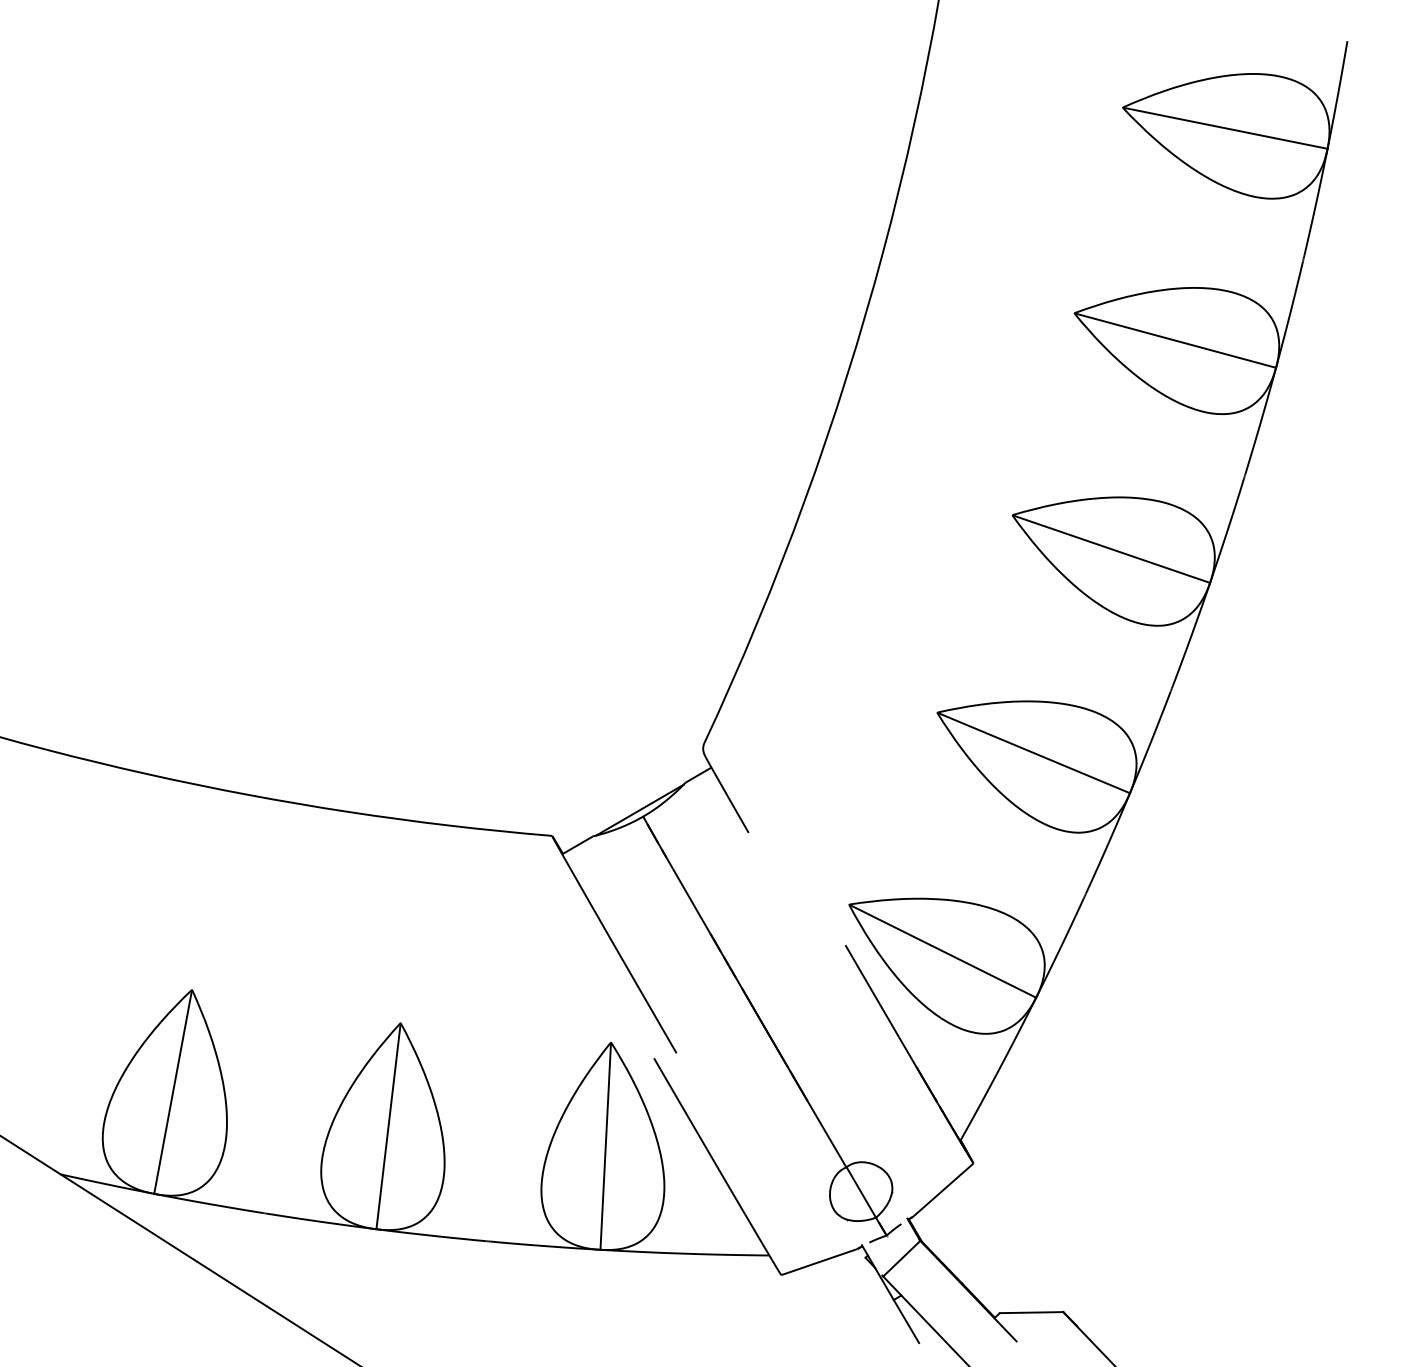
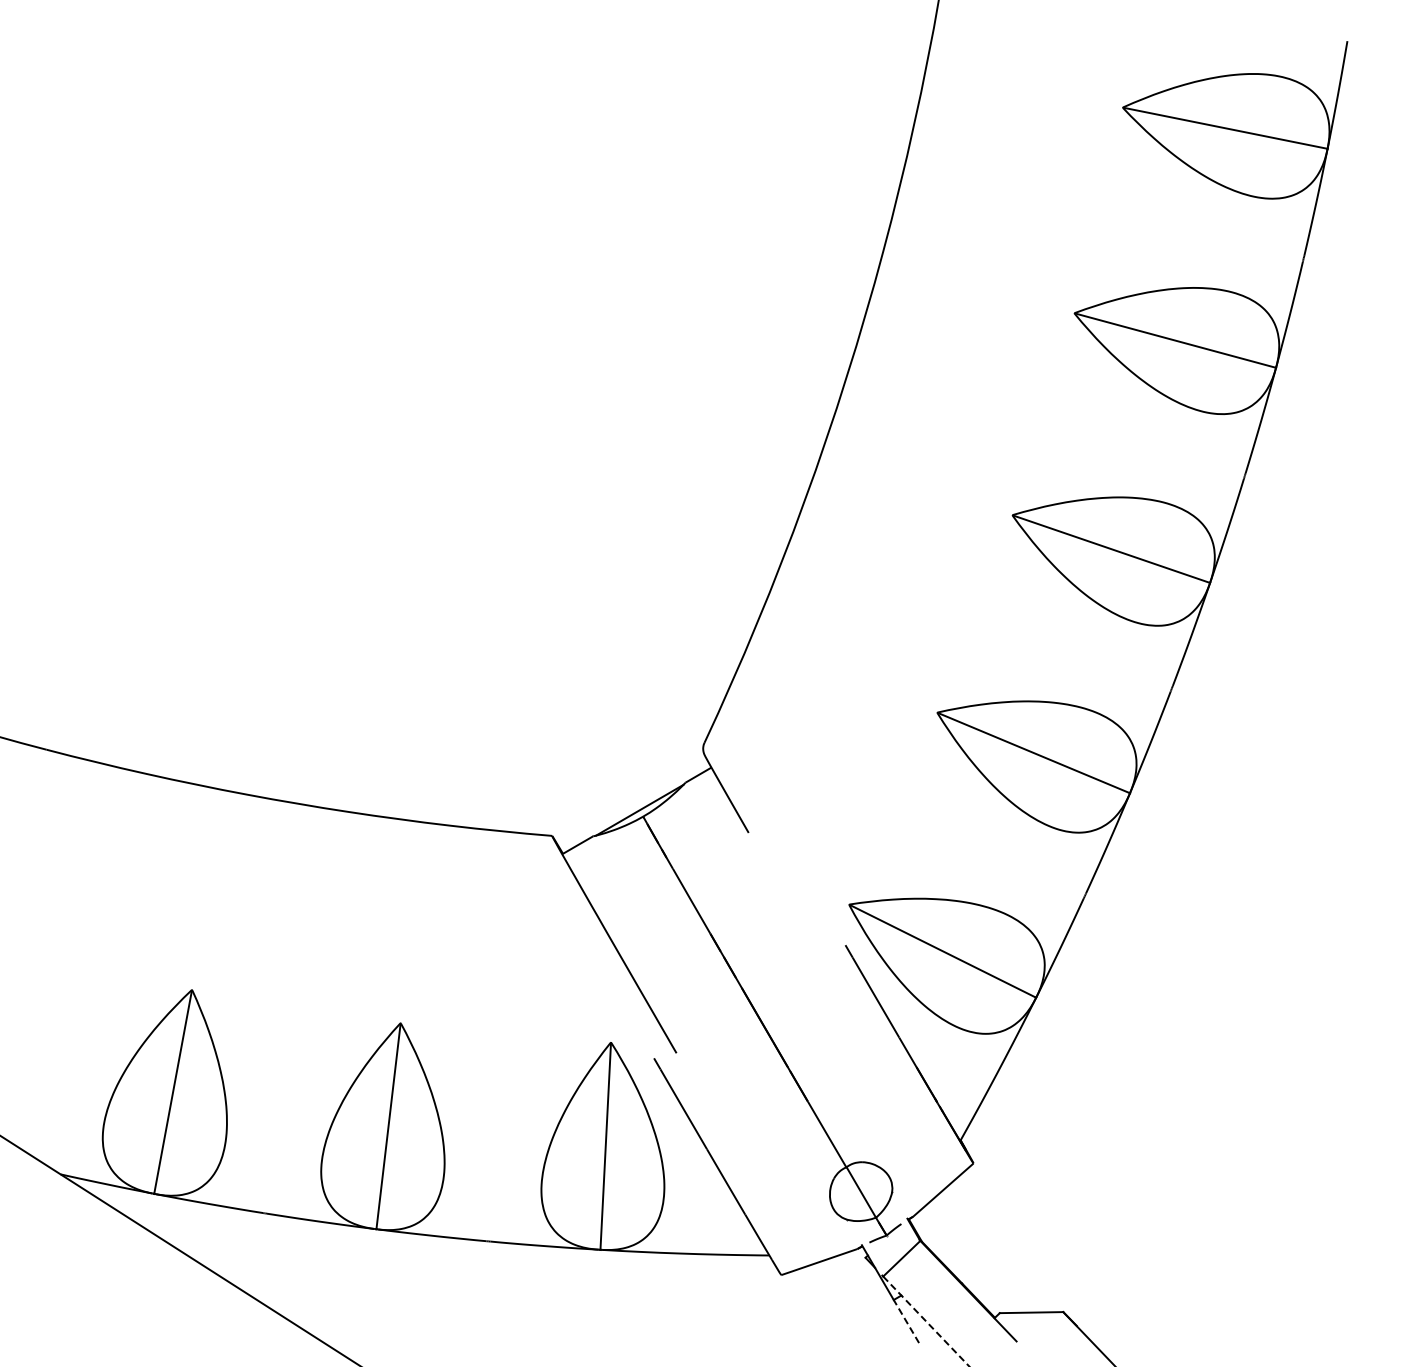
line: solid -> dashed (906, 1321)
line: solid -> dashed (926, 1321)
